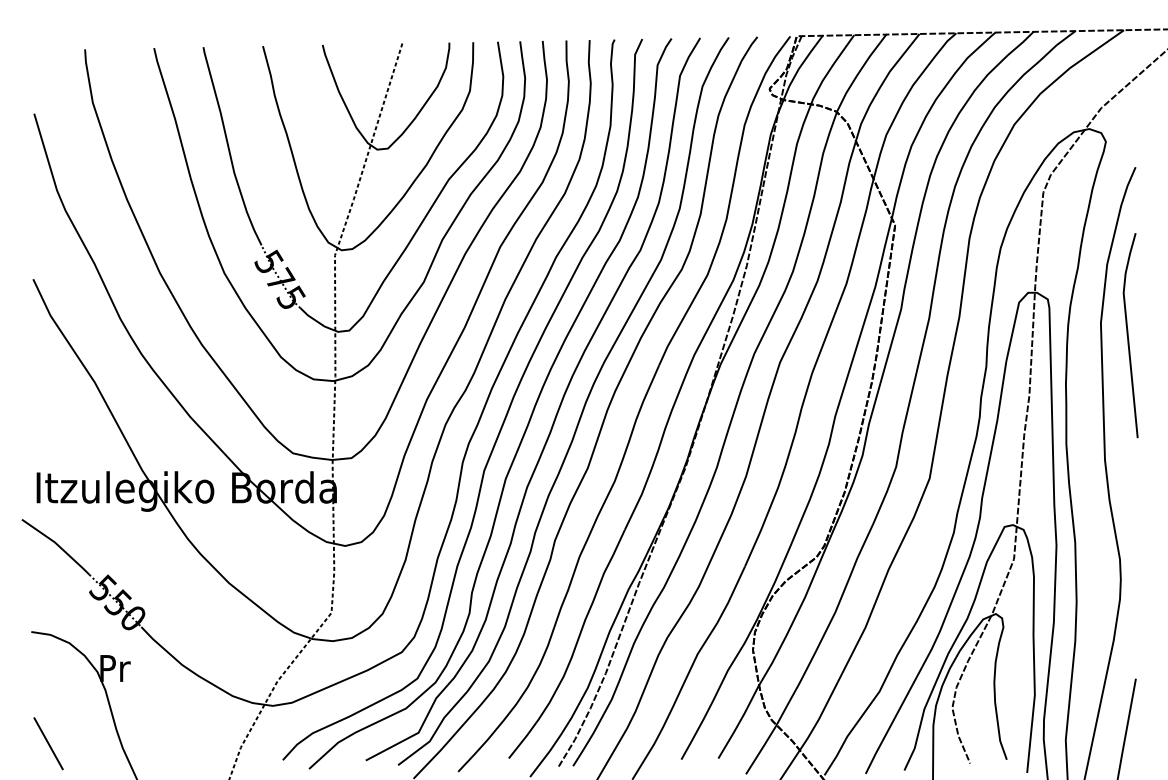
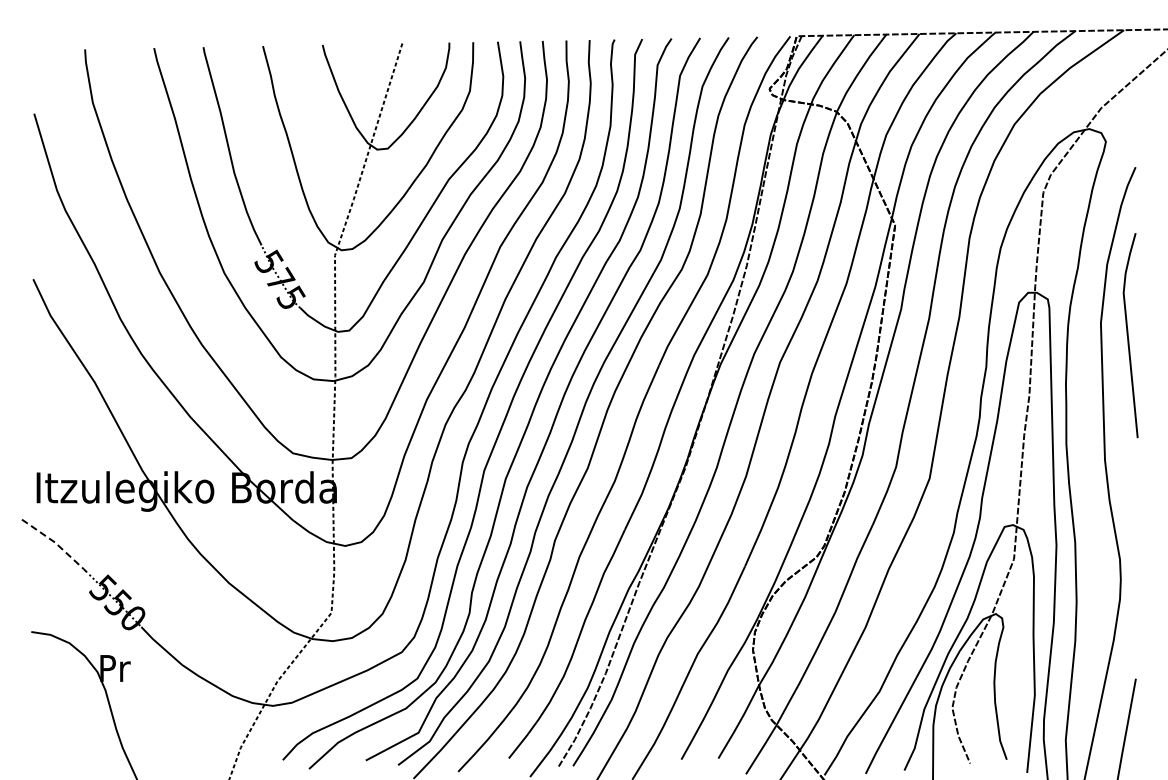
line: solid -> dashed (57, 545)
line: present -> none (48, 743)
